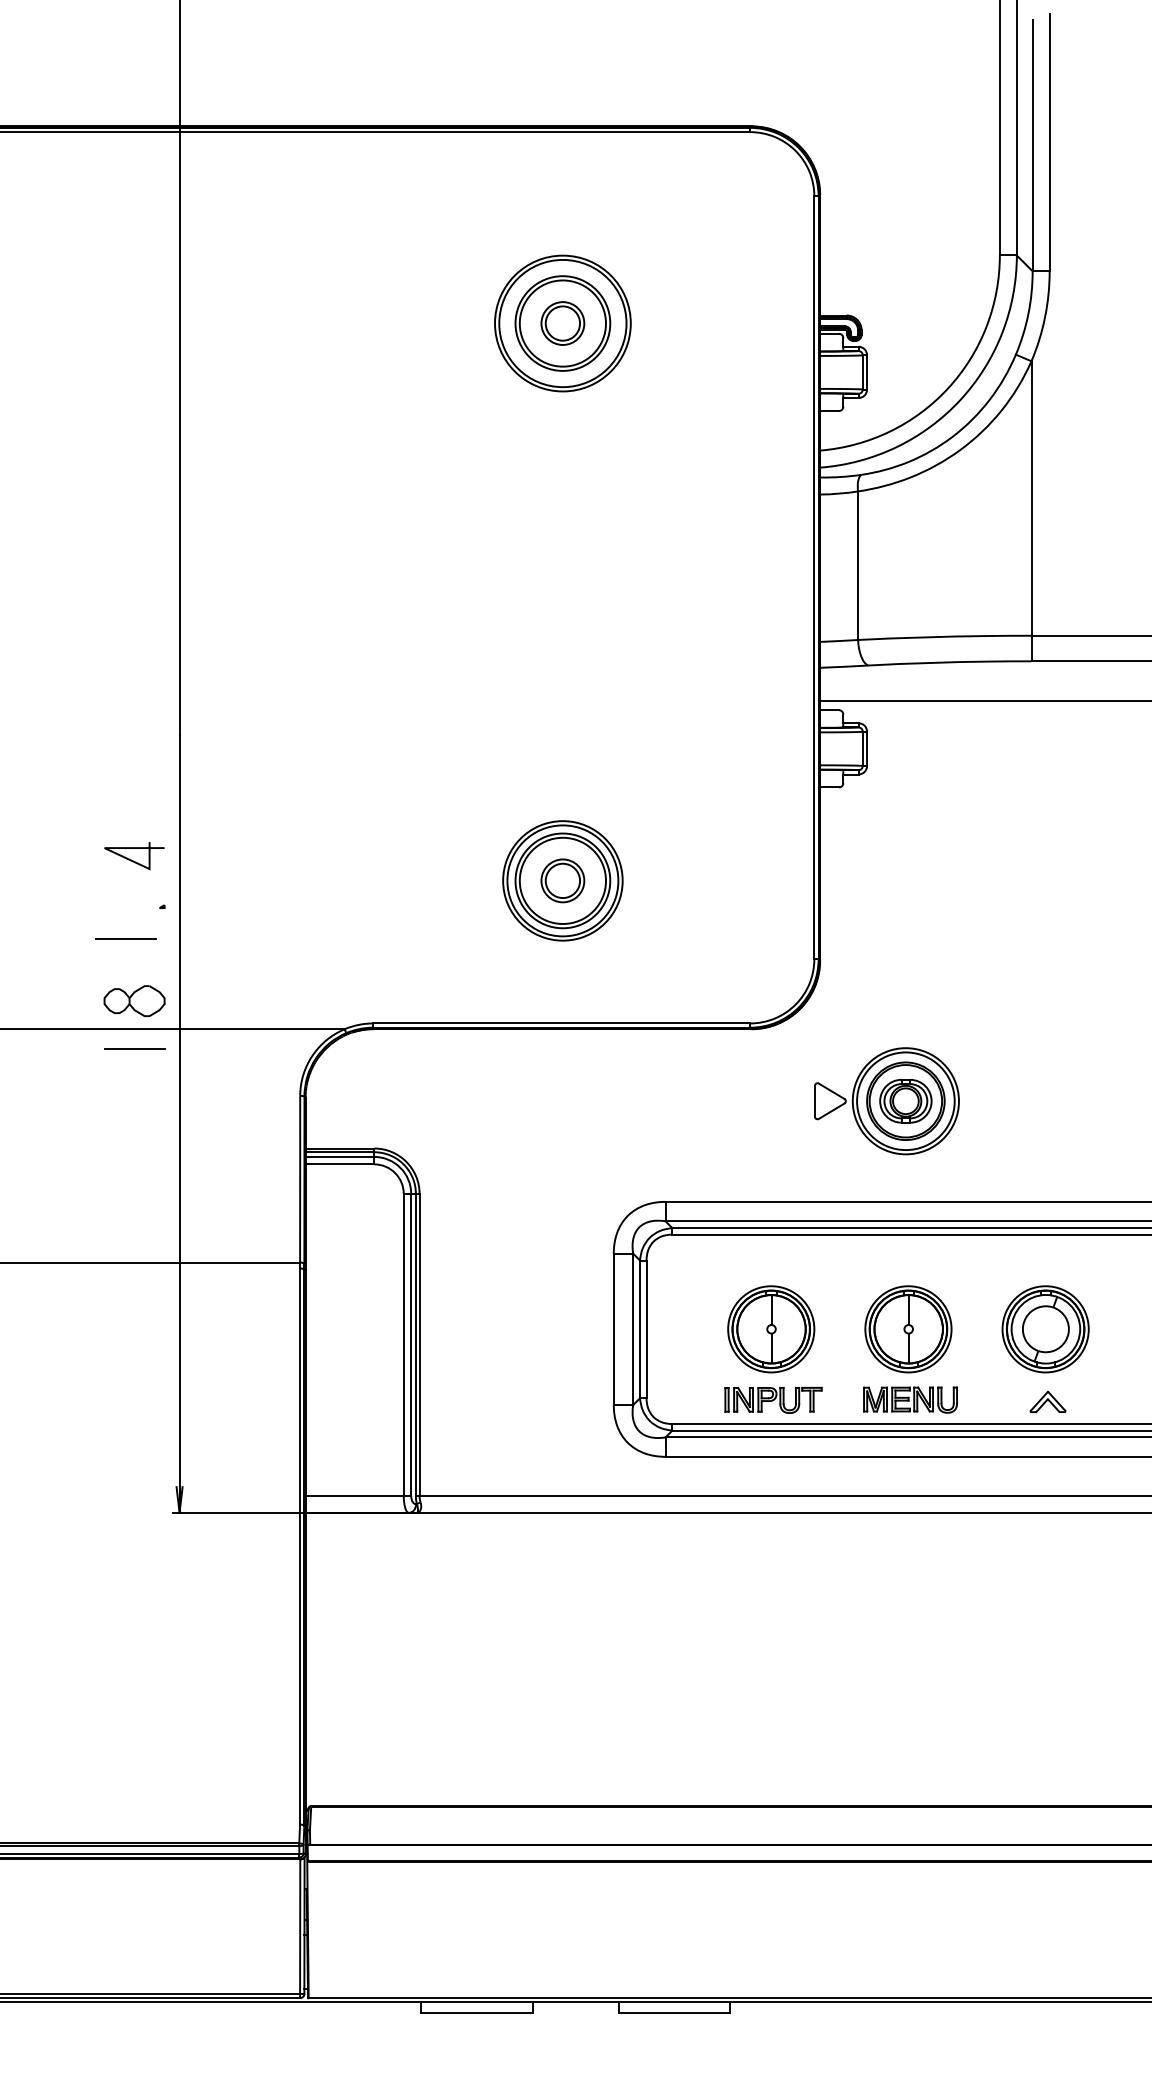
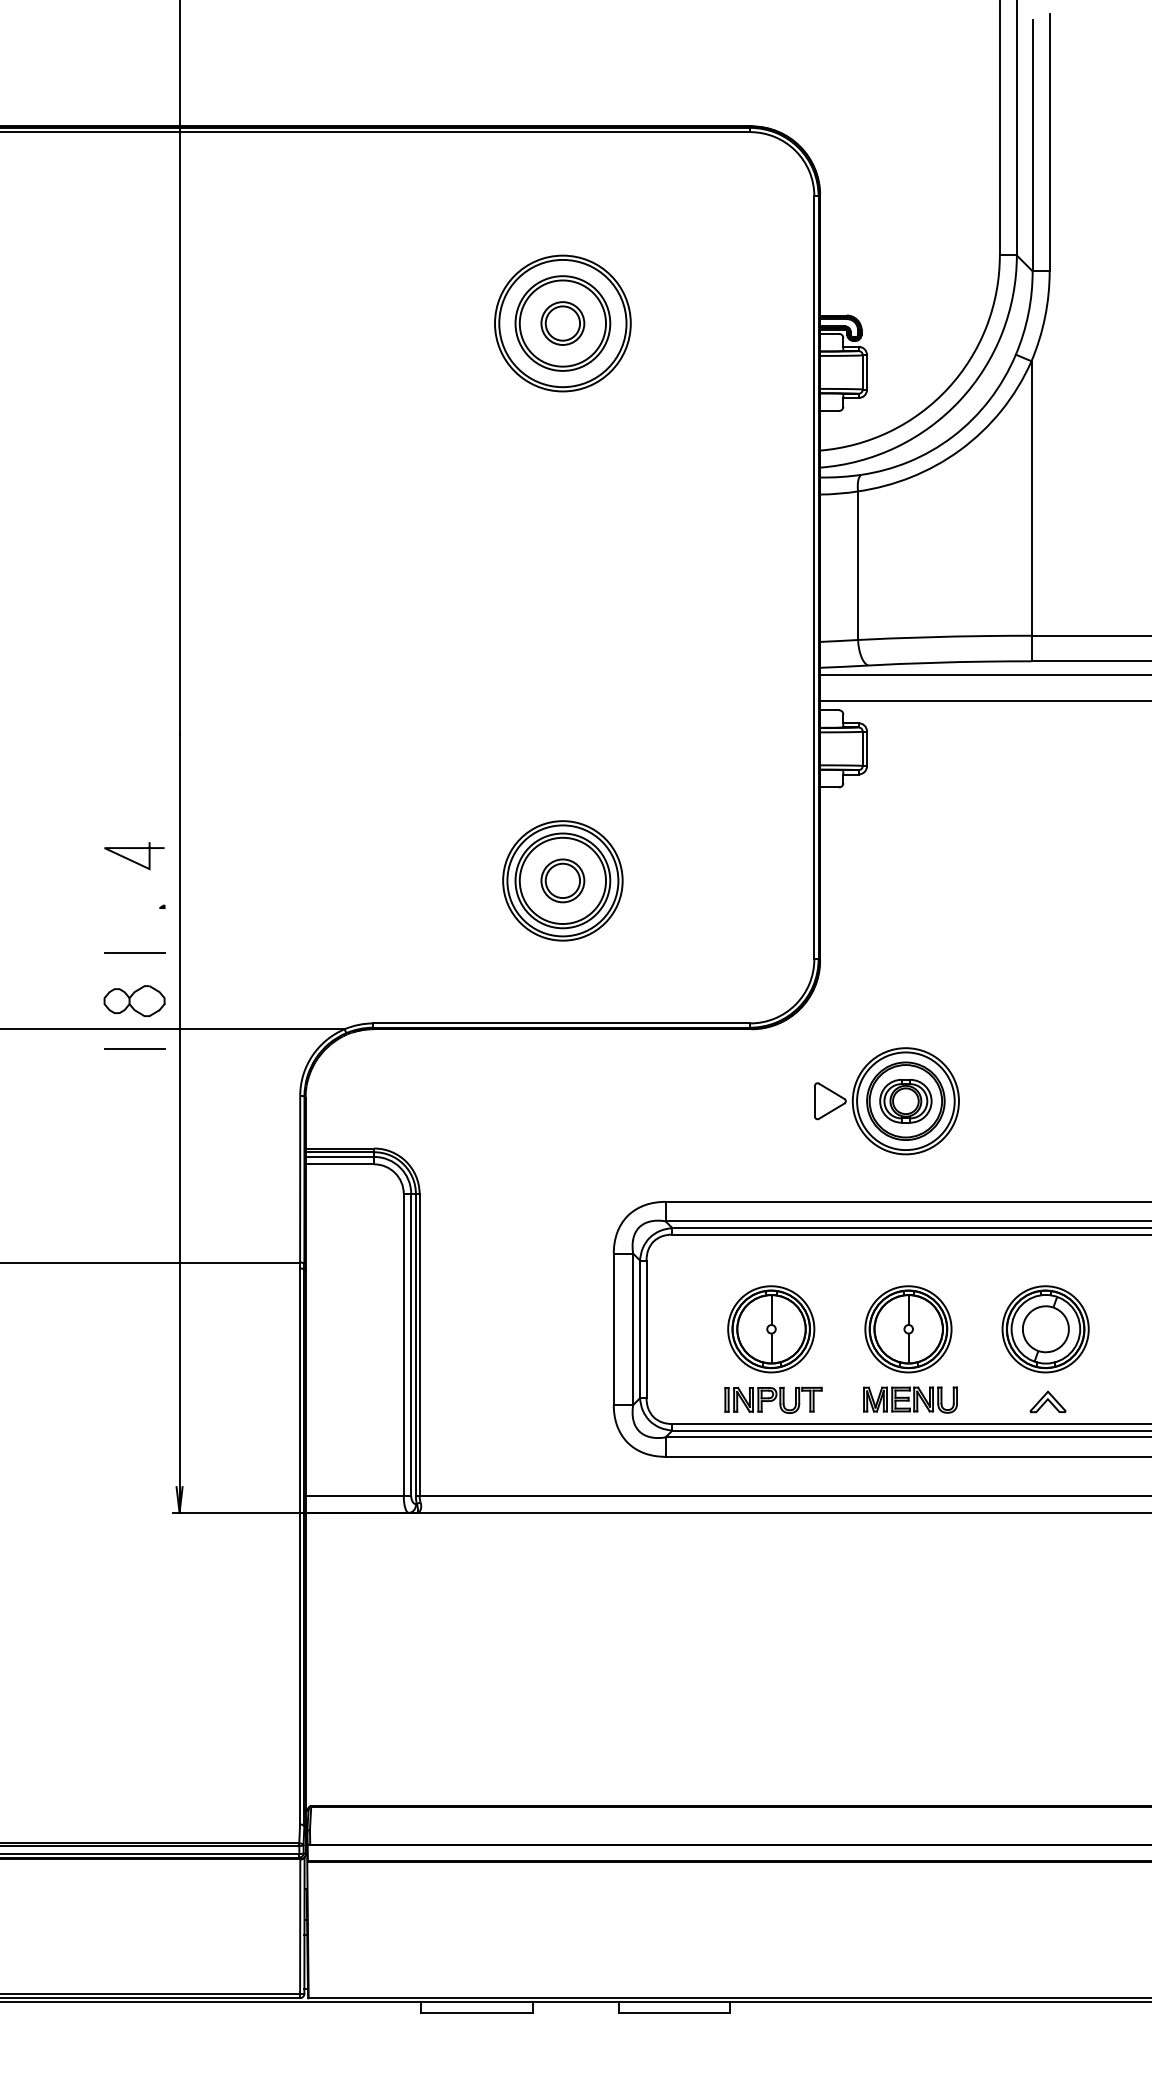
line: none -> present (984, 675)
line position: (125, 938) -> (134, 952) (134, 952)
